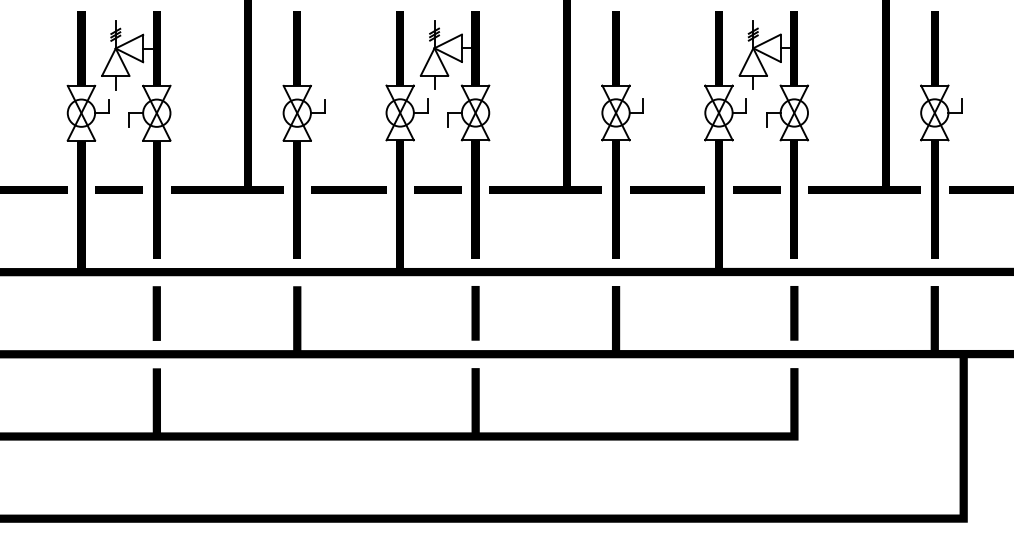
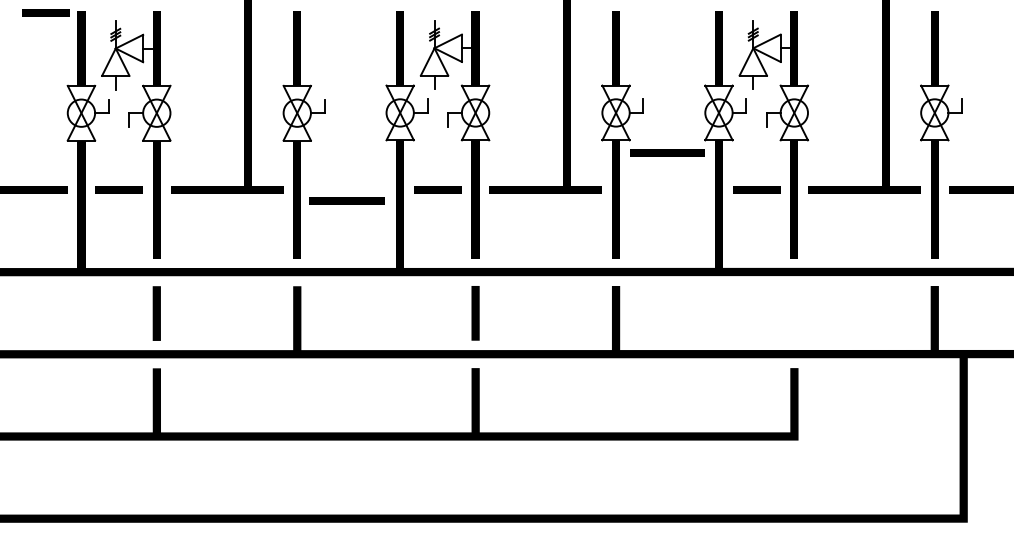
line: none -> present (45, 12)
line position: (348, 189) -> (346, 200) (346, 200)
line position: (667, 189) -> (667, 152) (667, 152)
line: present -> none (794, 313)
